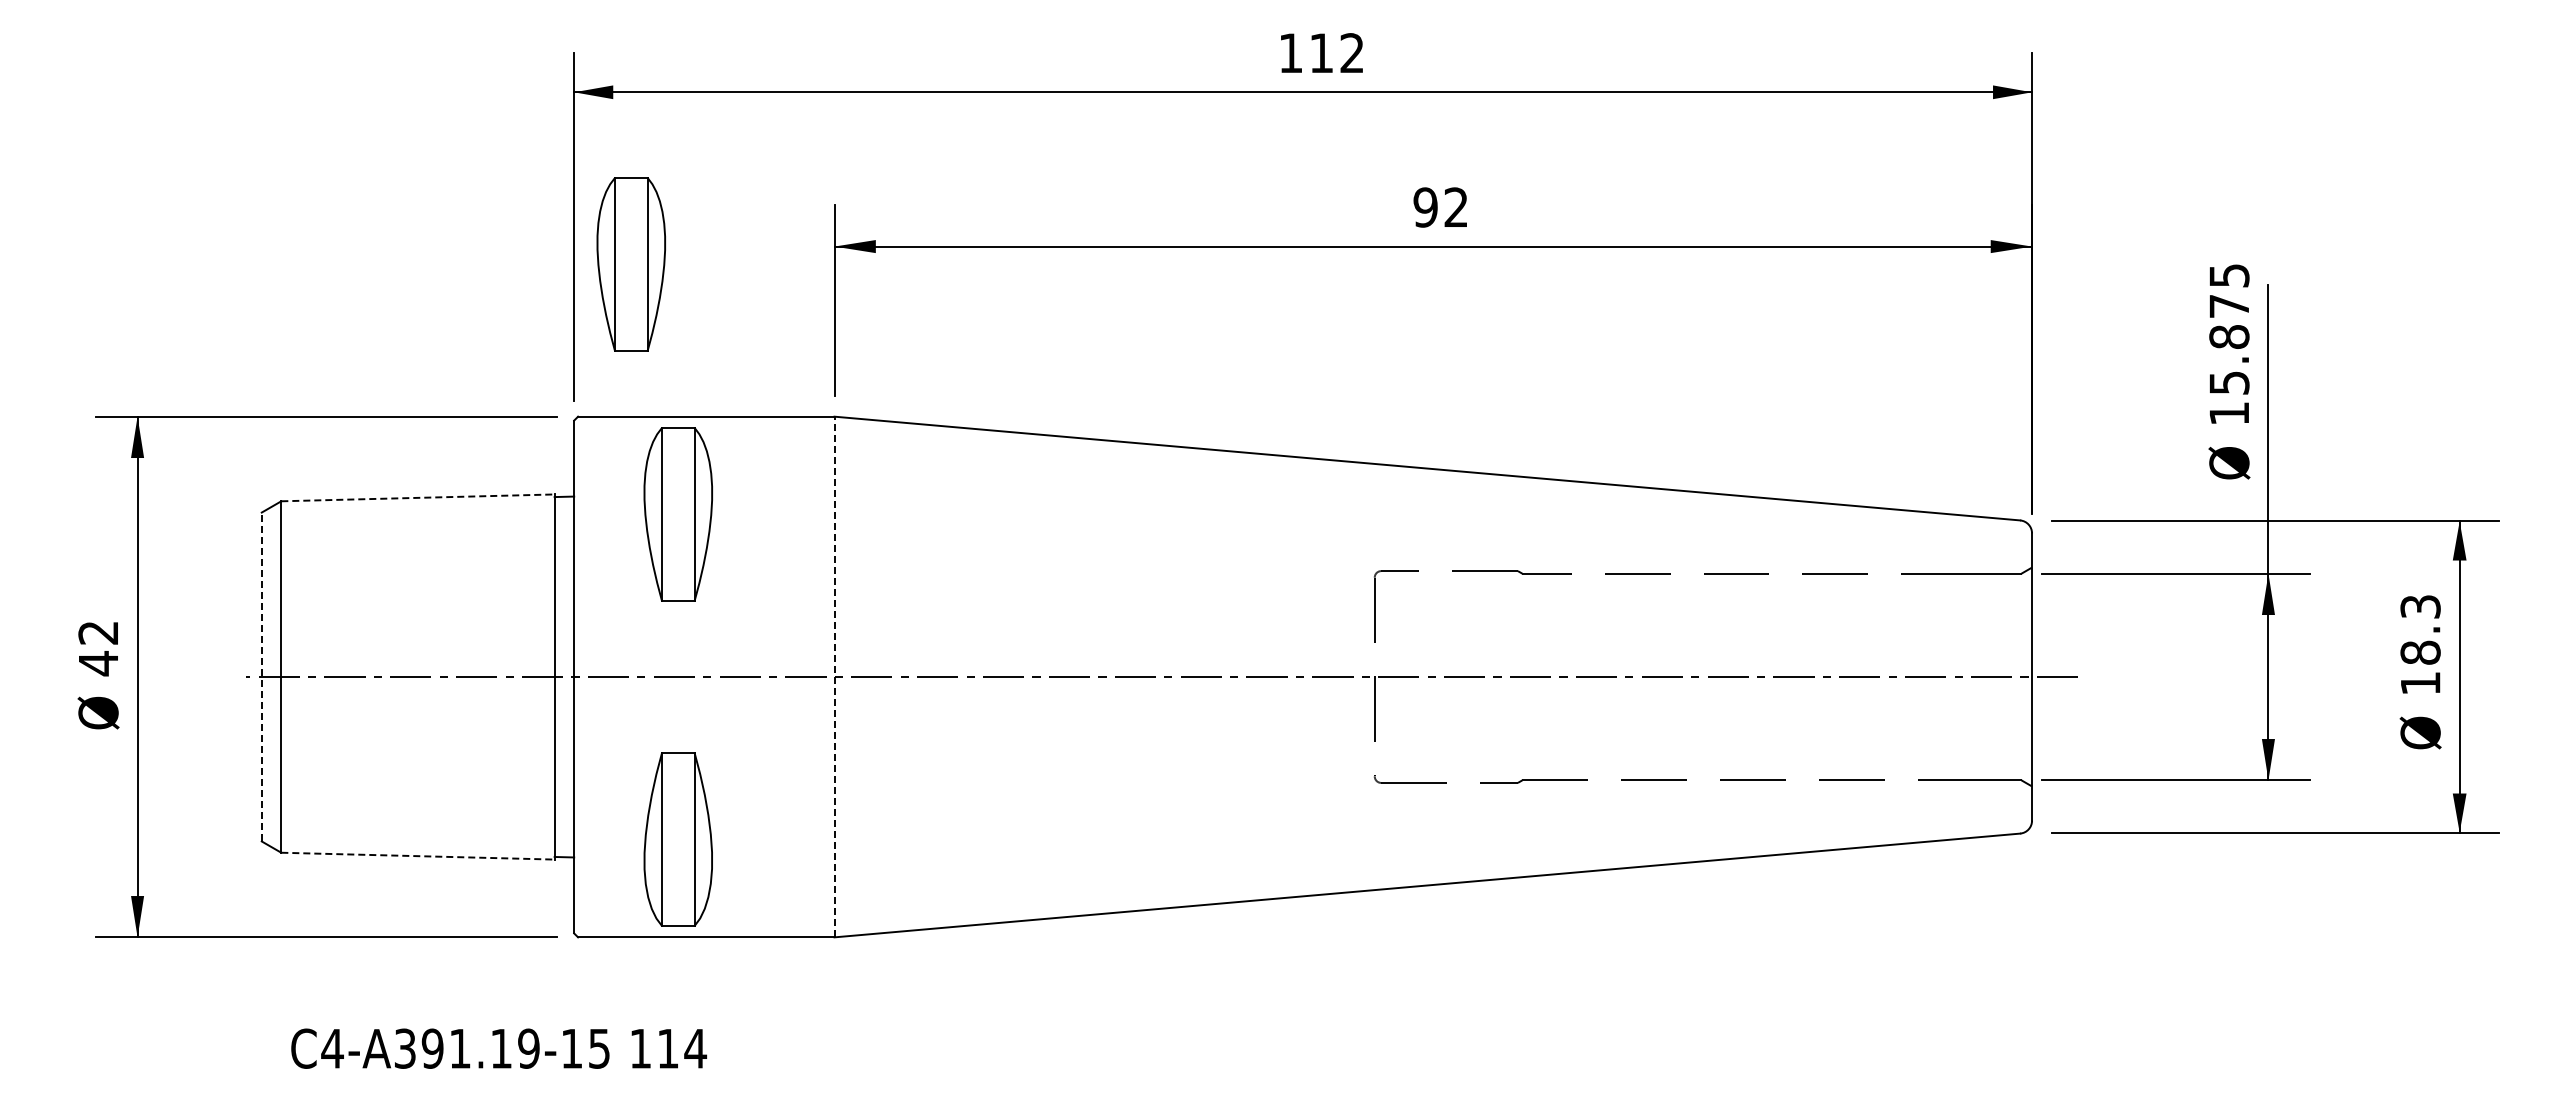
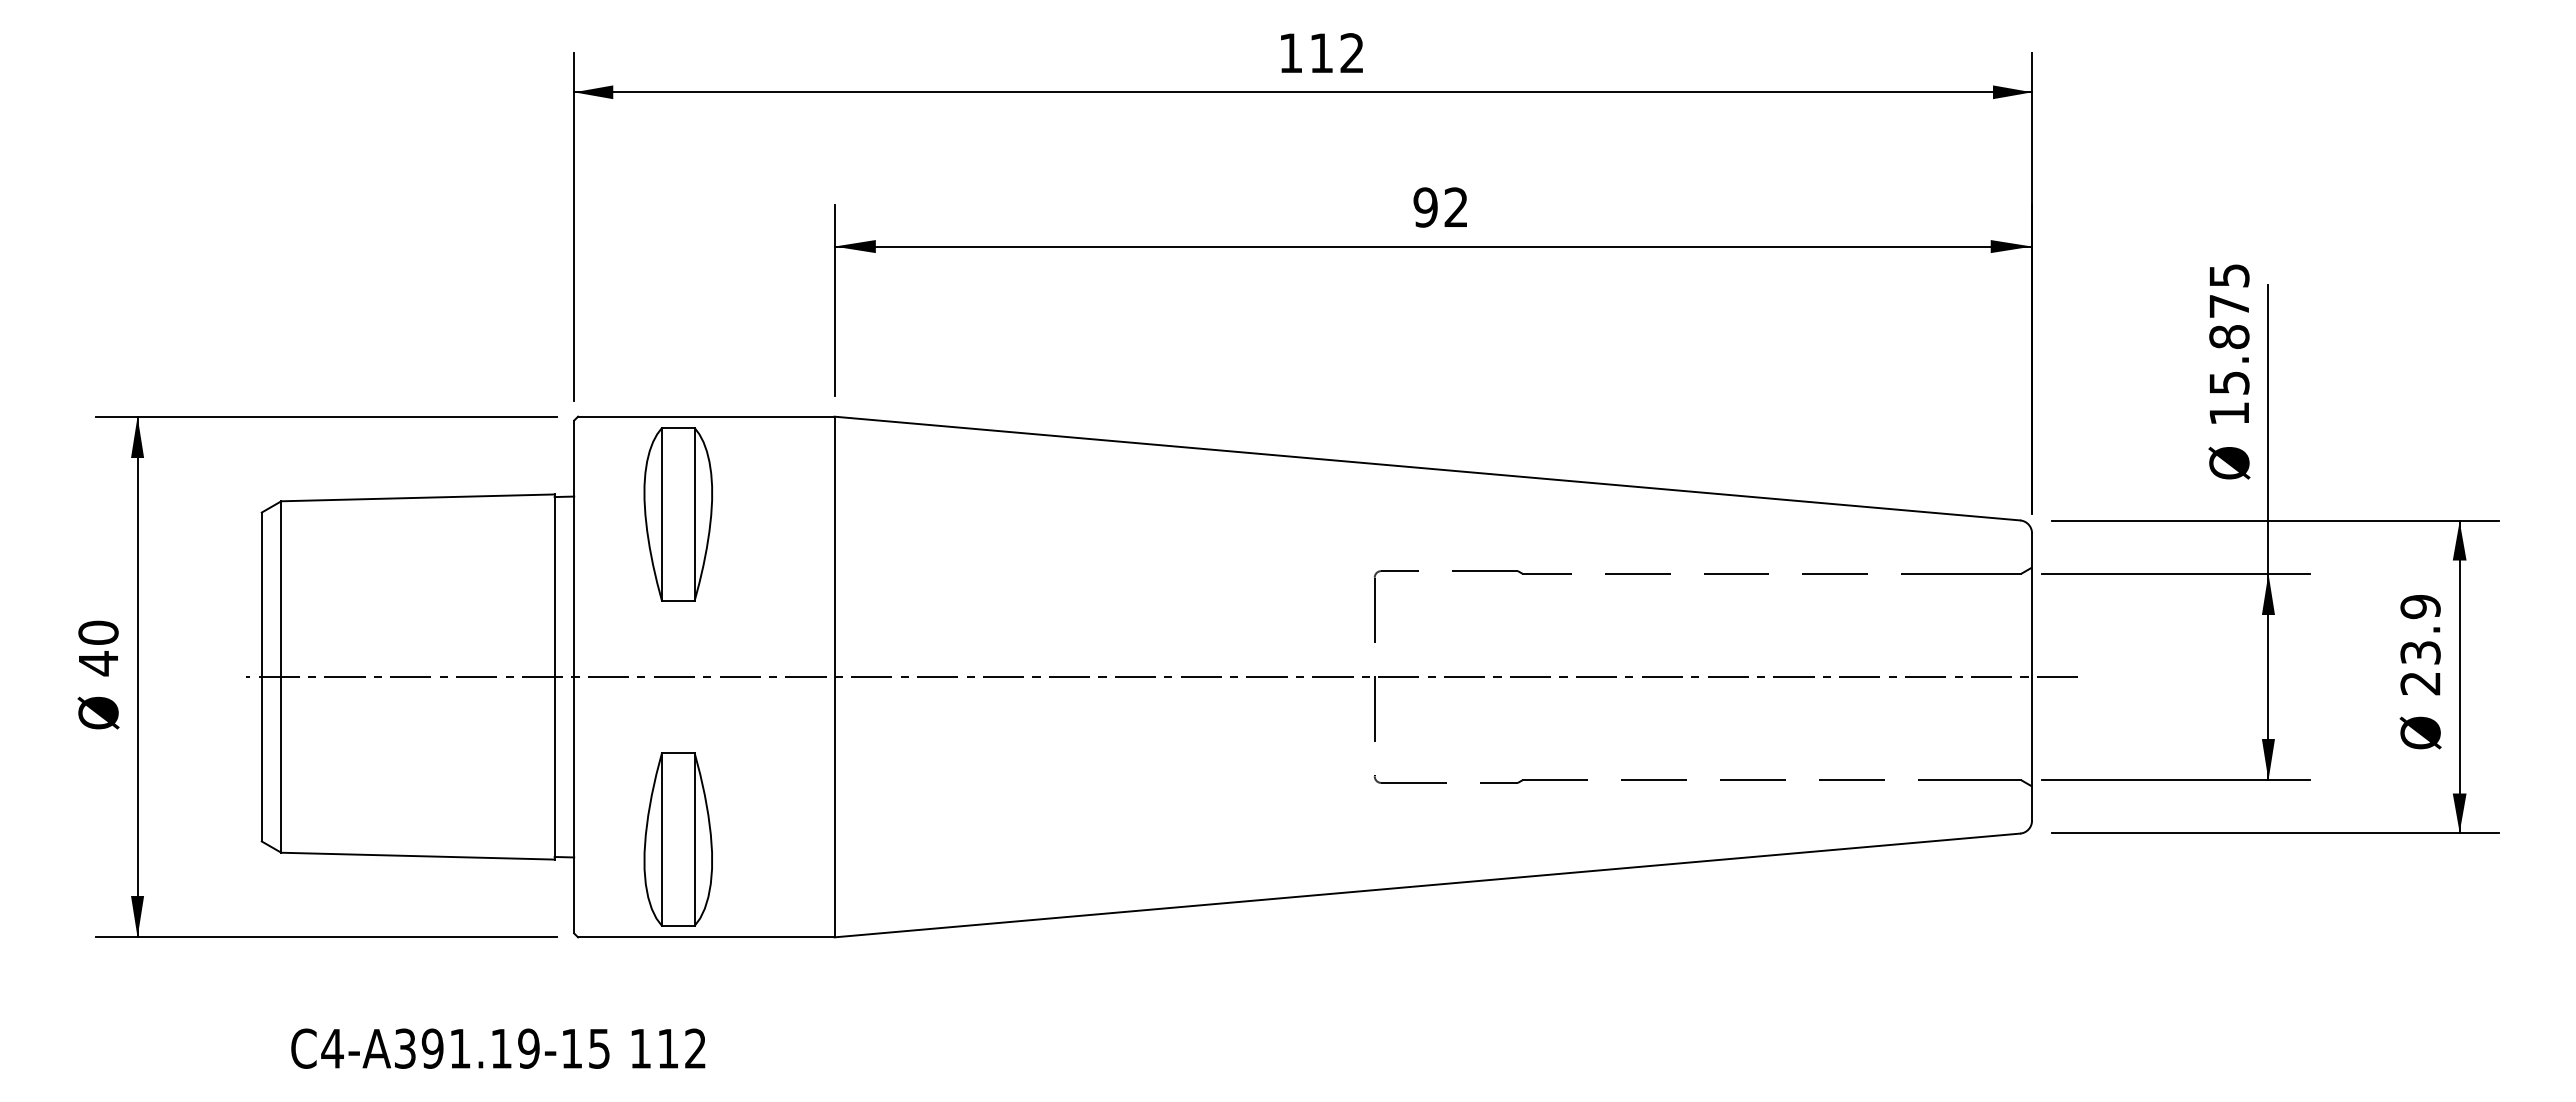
part: present -> none (630, 264)
line: dashed -> solid (417, 497)
text: 42 -> 40 (98, 632)
text: 18.3 -> 23.9 (2420, 645)
line: dashed -> solid (261, 676)
line: dashed -> solid (834, 676)
line: dashed -> solid (417, 856)
text: 114 -> 112 (695, 1048)
